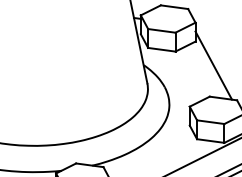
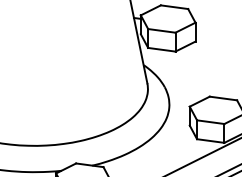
line: present -> none (213, 65)
